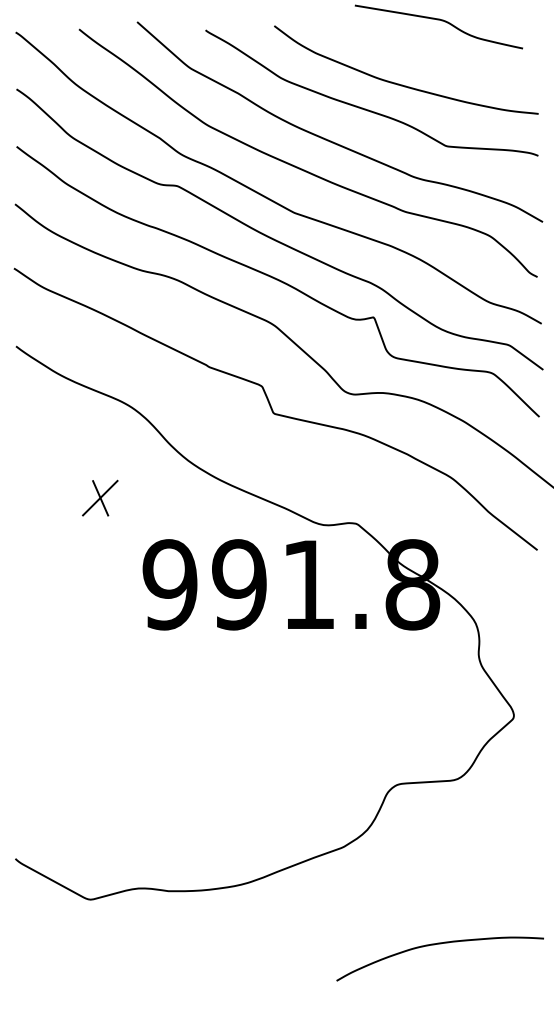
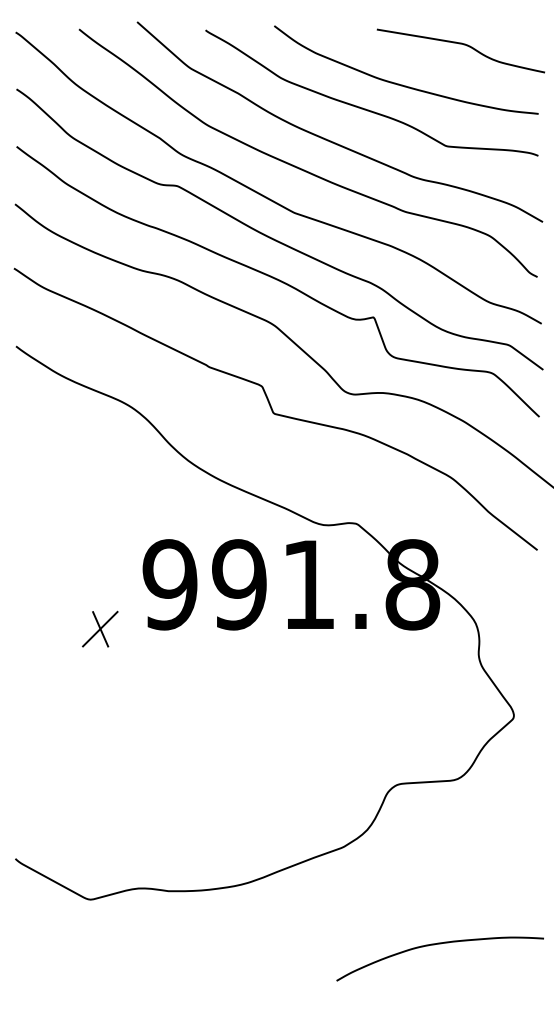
curve position: (441, 21) -> (463, 45) (463, 45)
part position: (100, 497) -> (100, 628) (100, 628)
